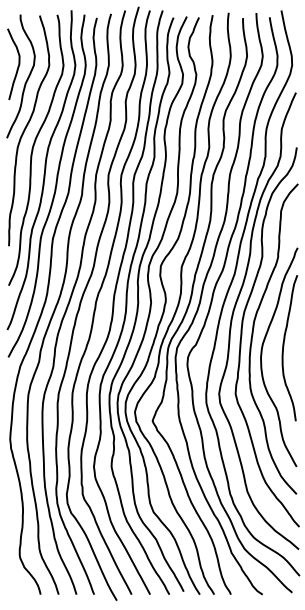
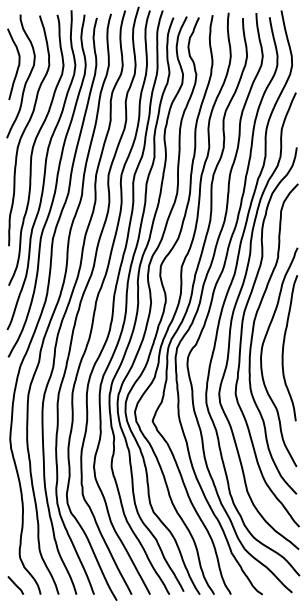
line: none -> present (15, 585)
